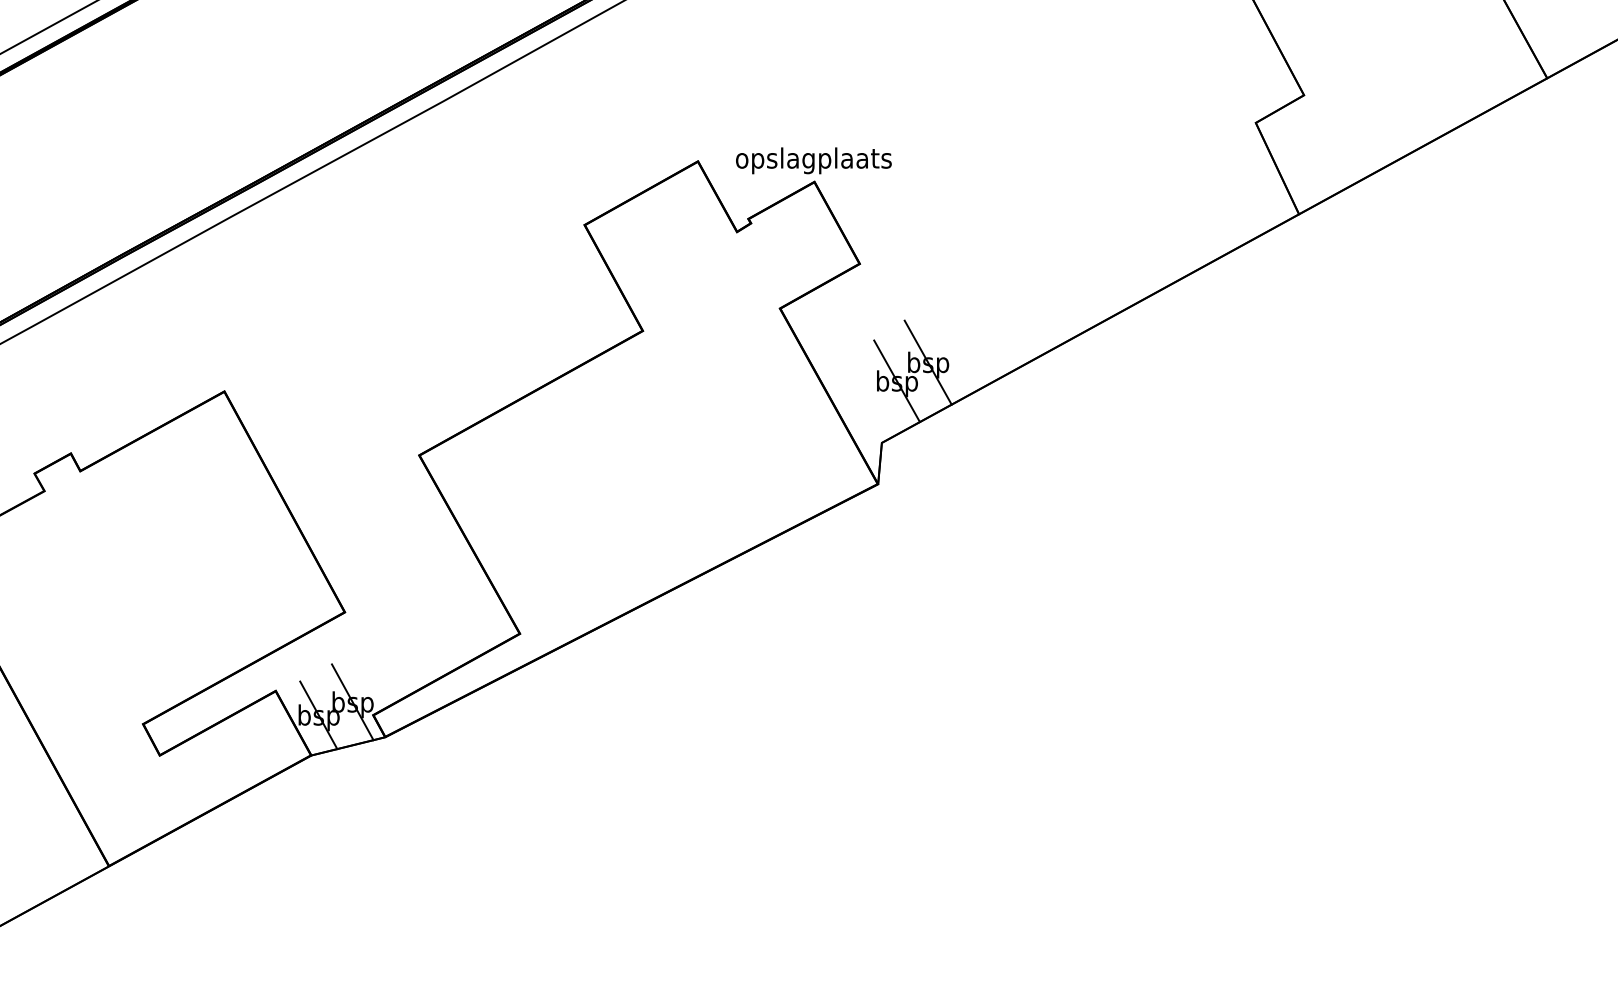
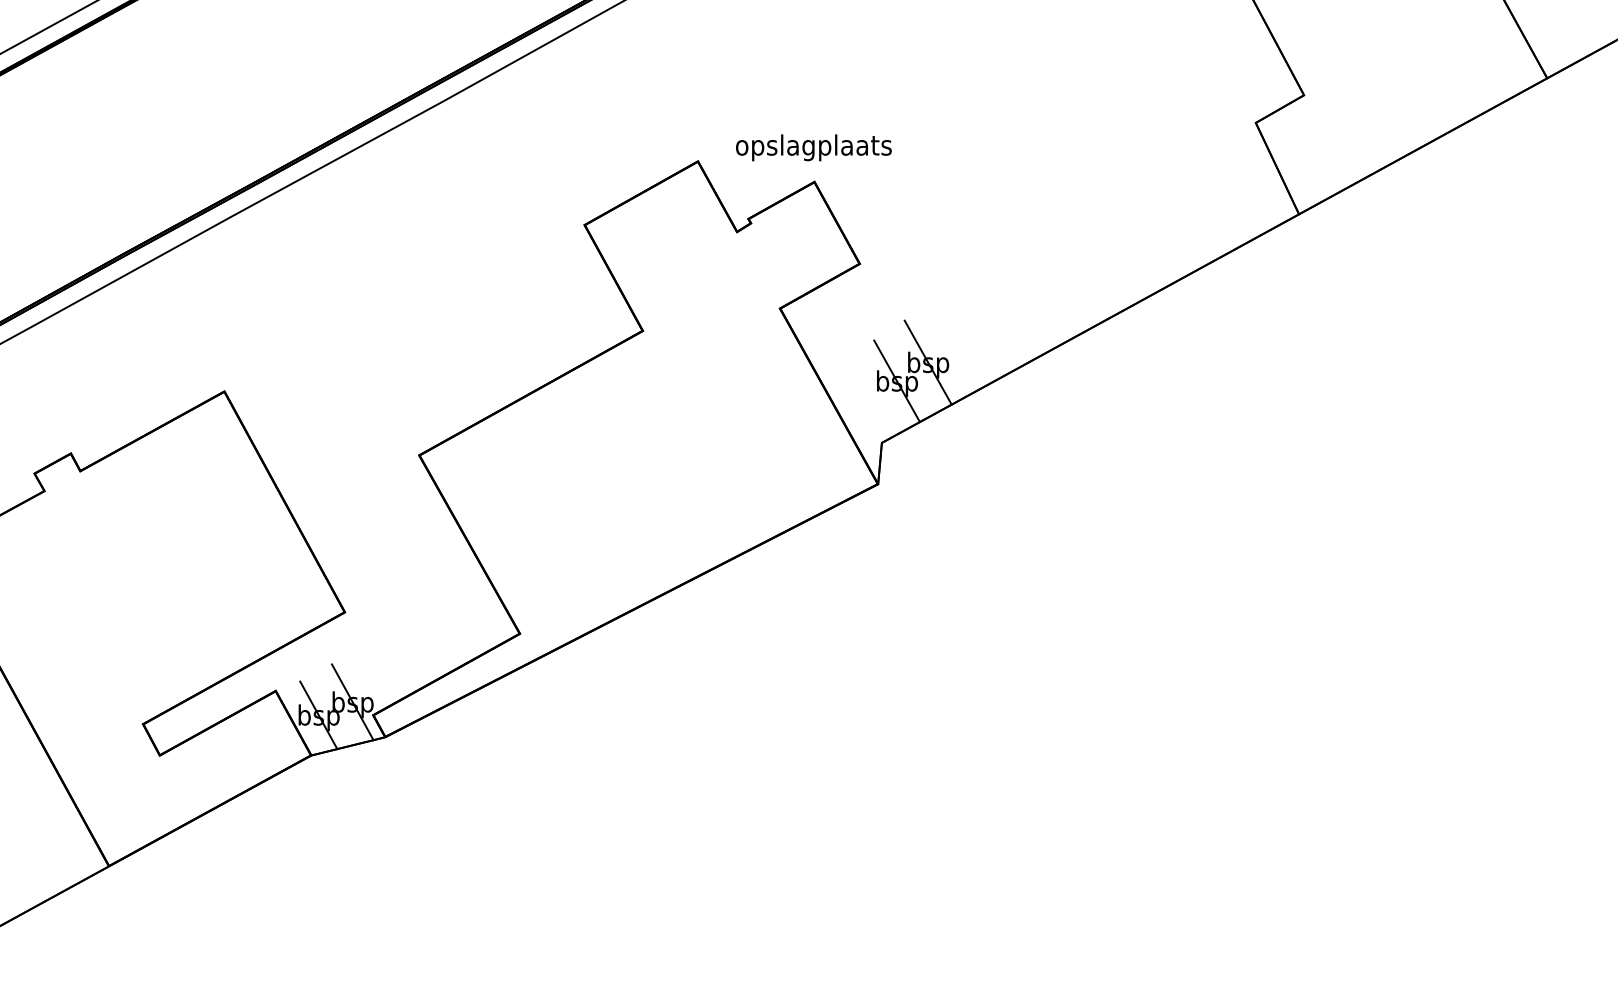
text position: (813, 160) -> (813, 147) (813, 147)
